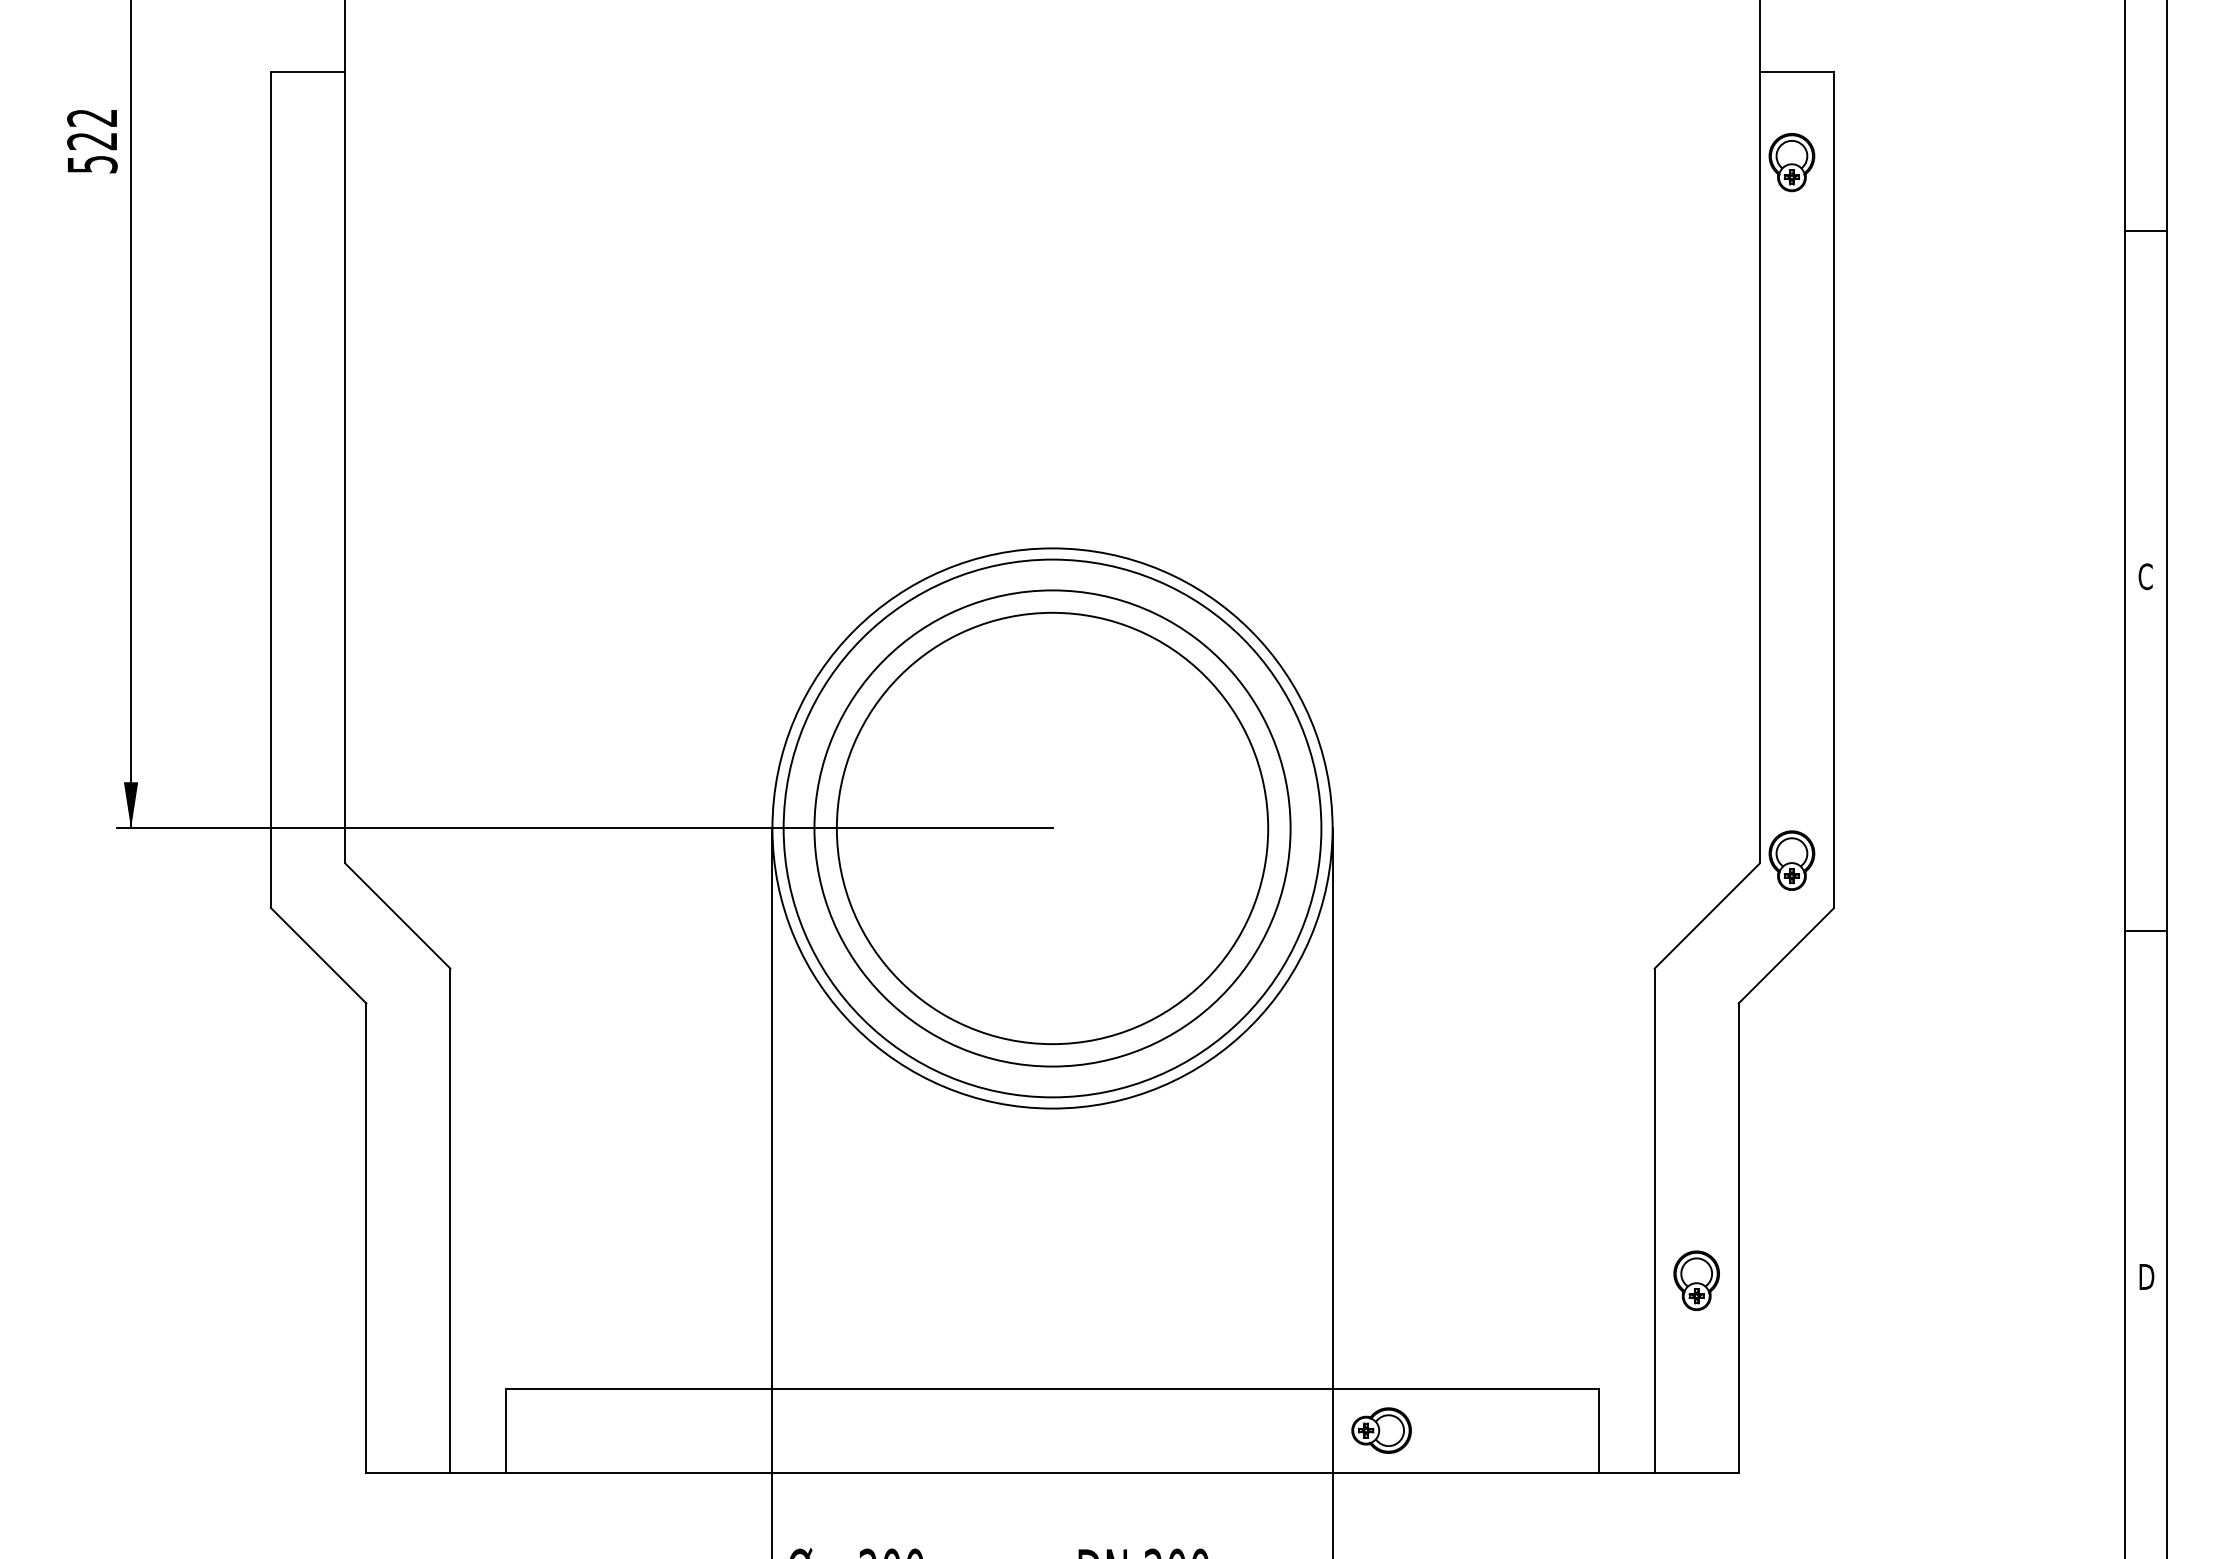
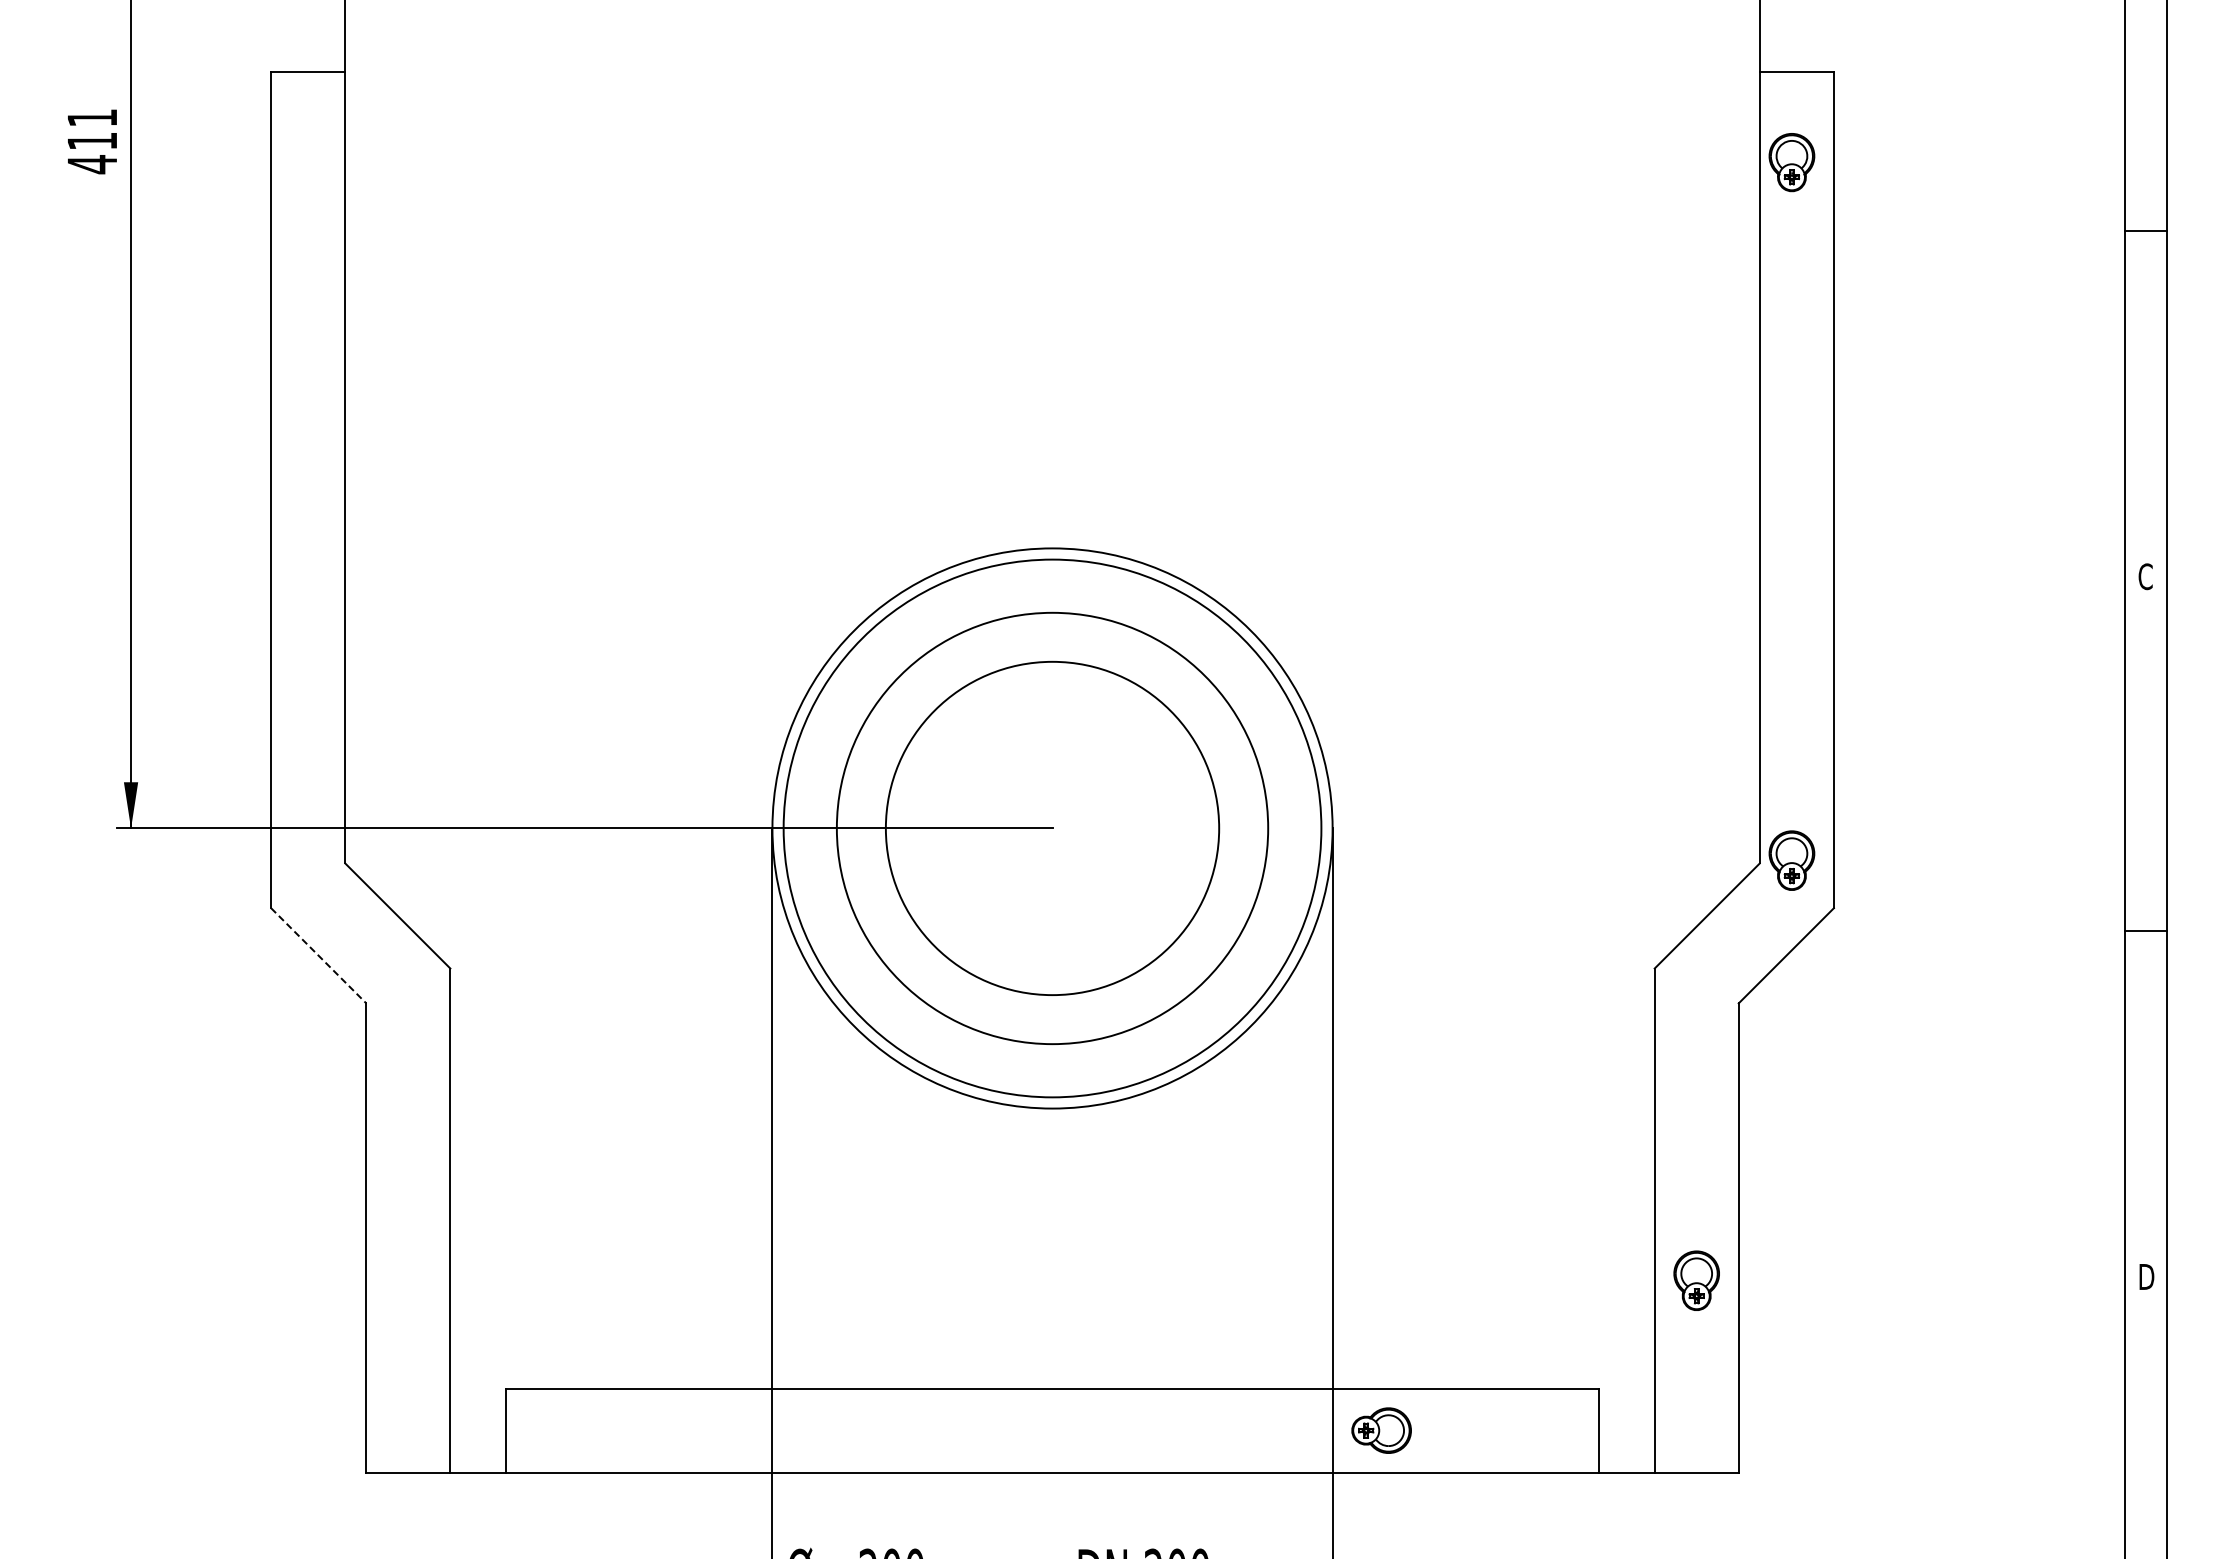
text: 522 -> 411 (92, 141)
circle diameter: 476 px -> 333 px (1052, 828)
line: solid -> dashed (319, 956)
